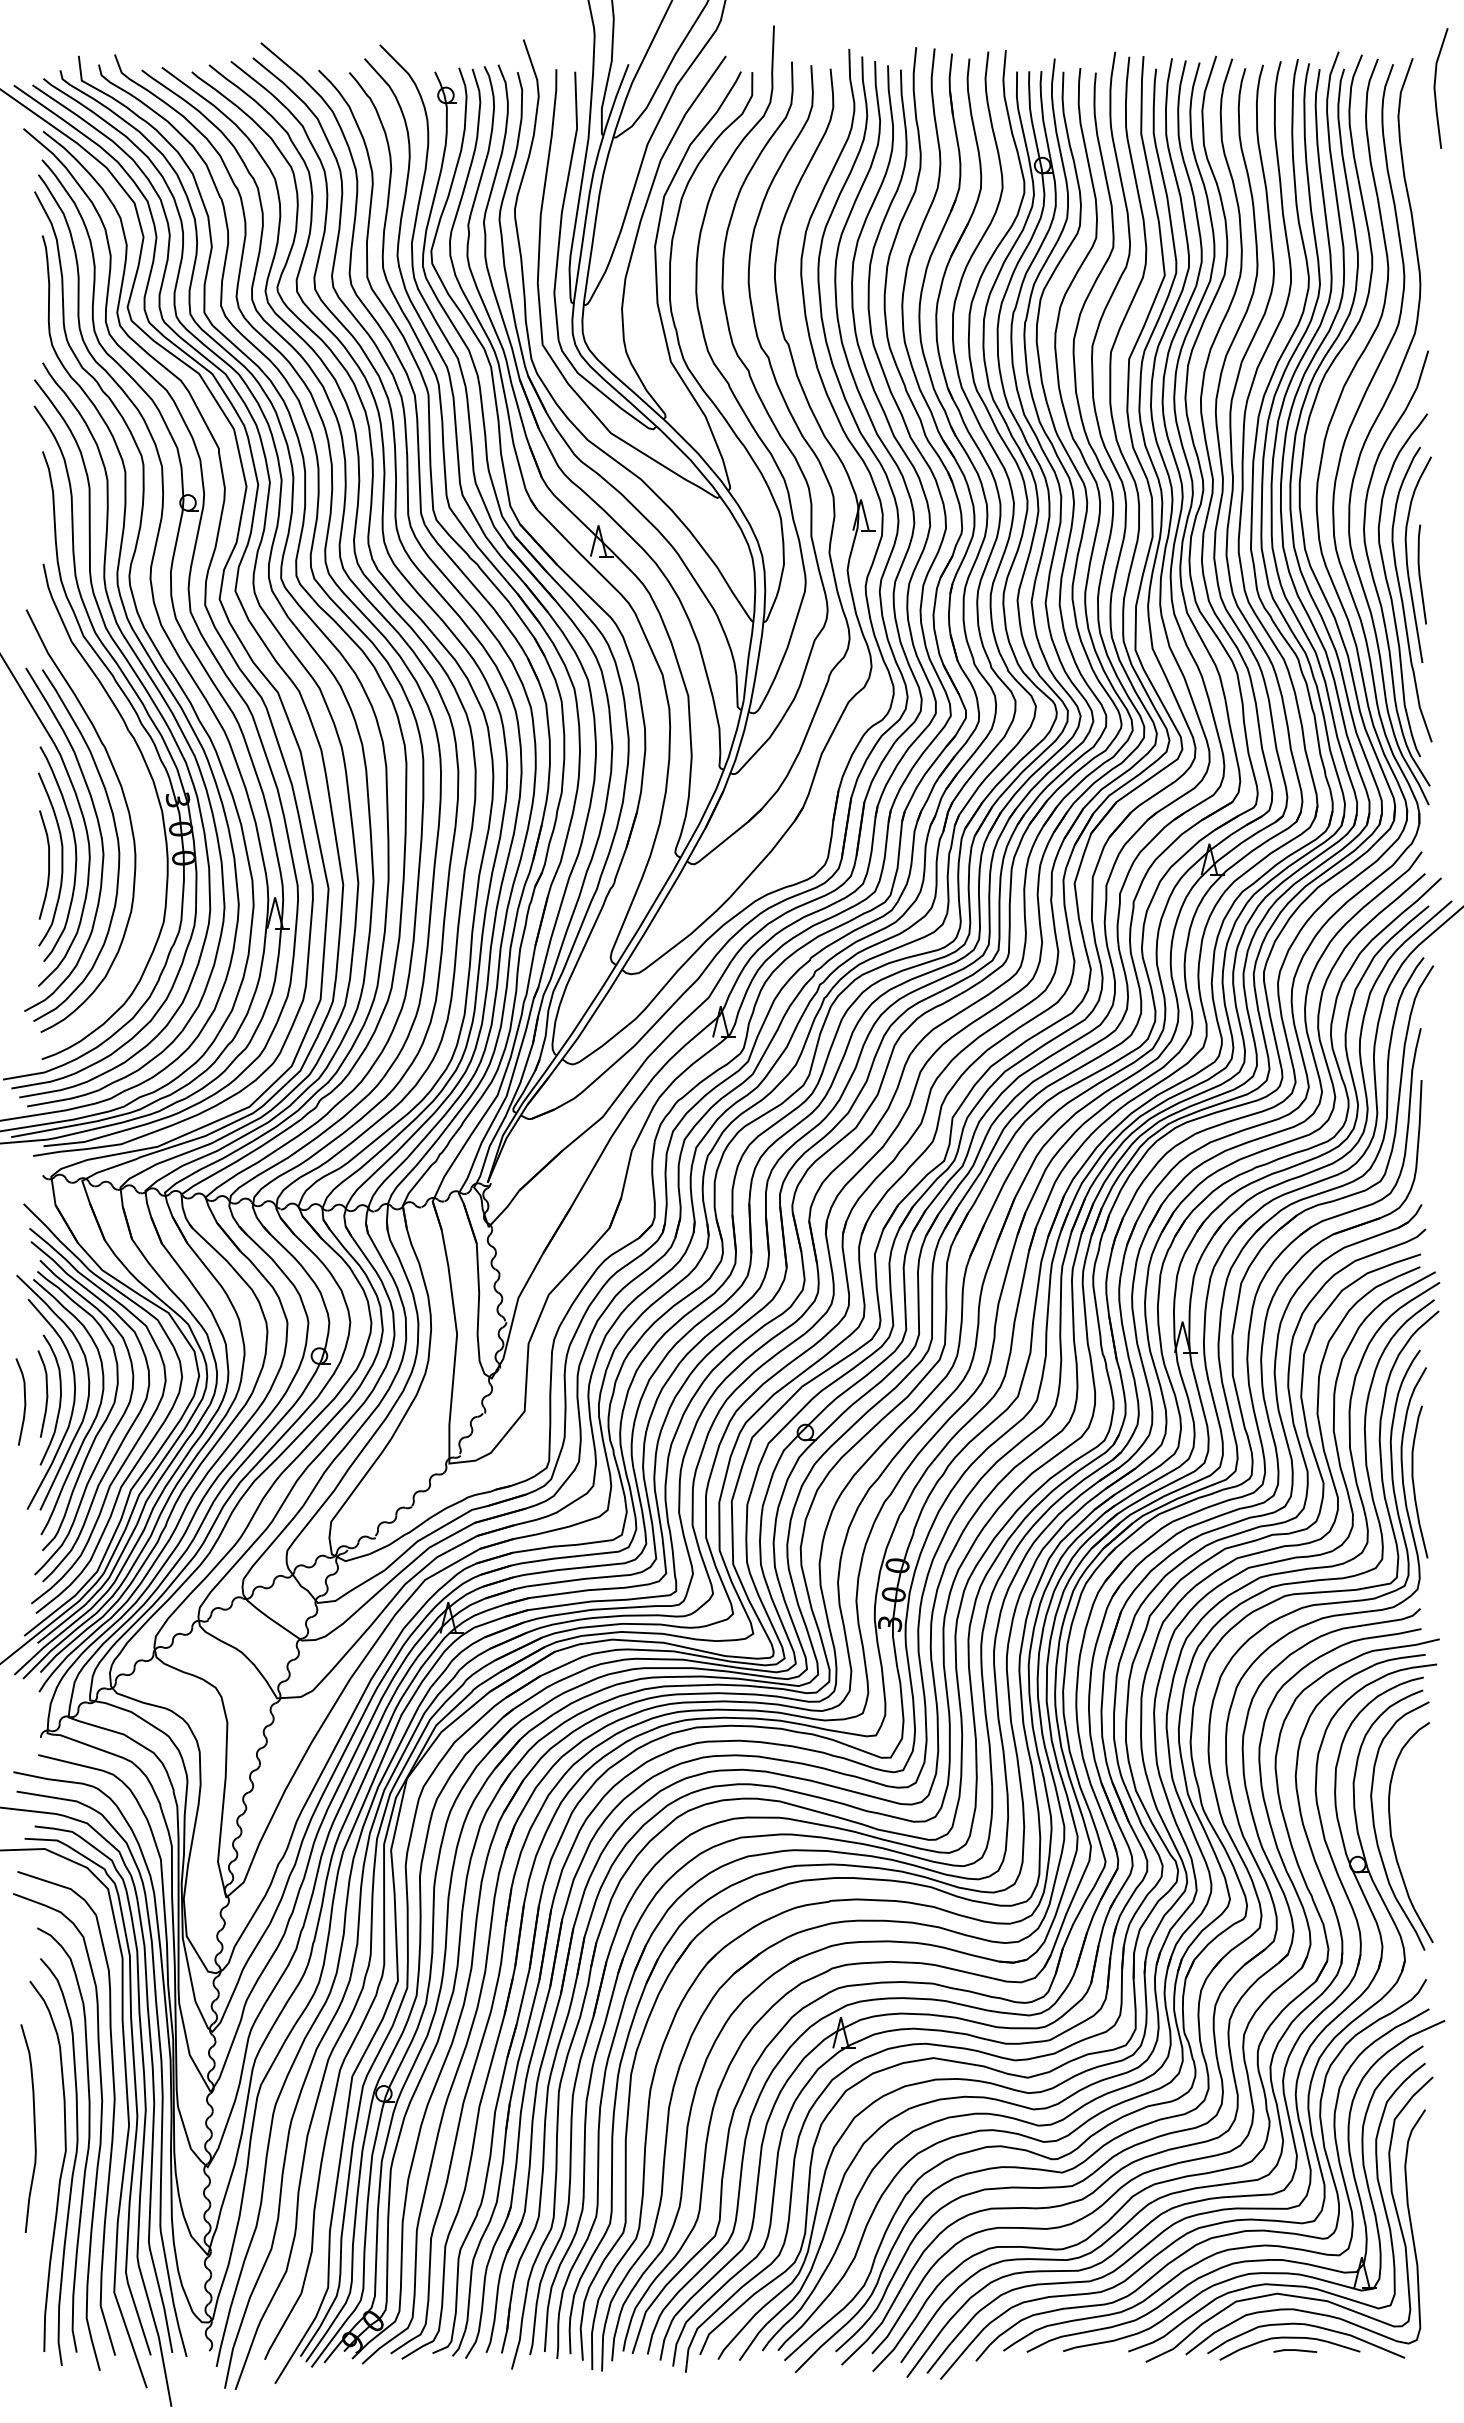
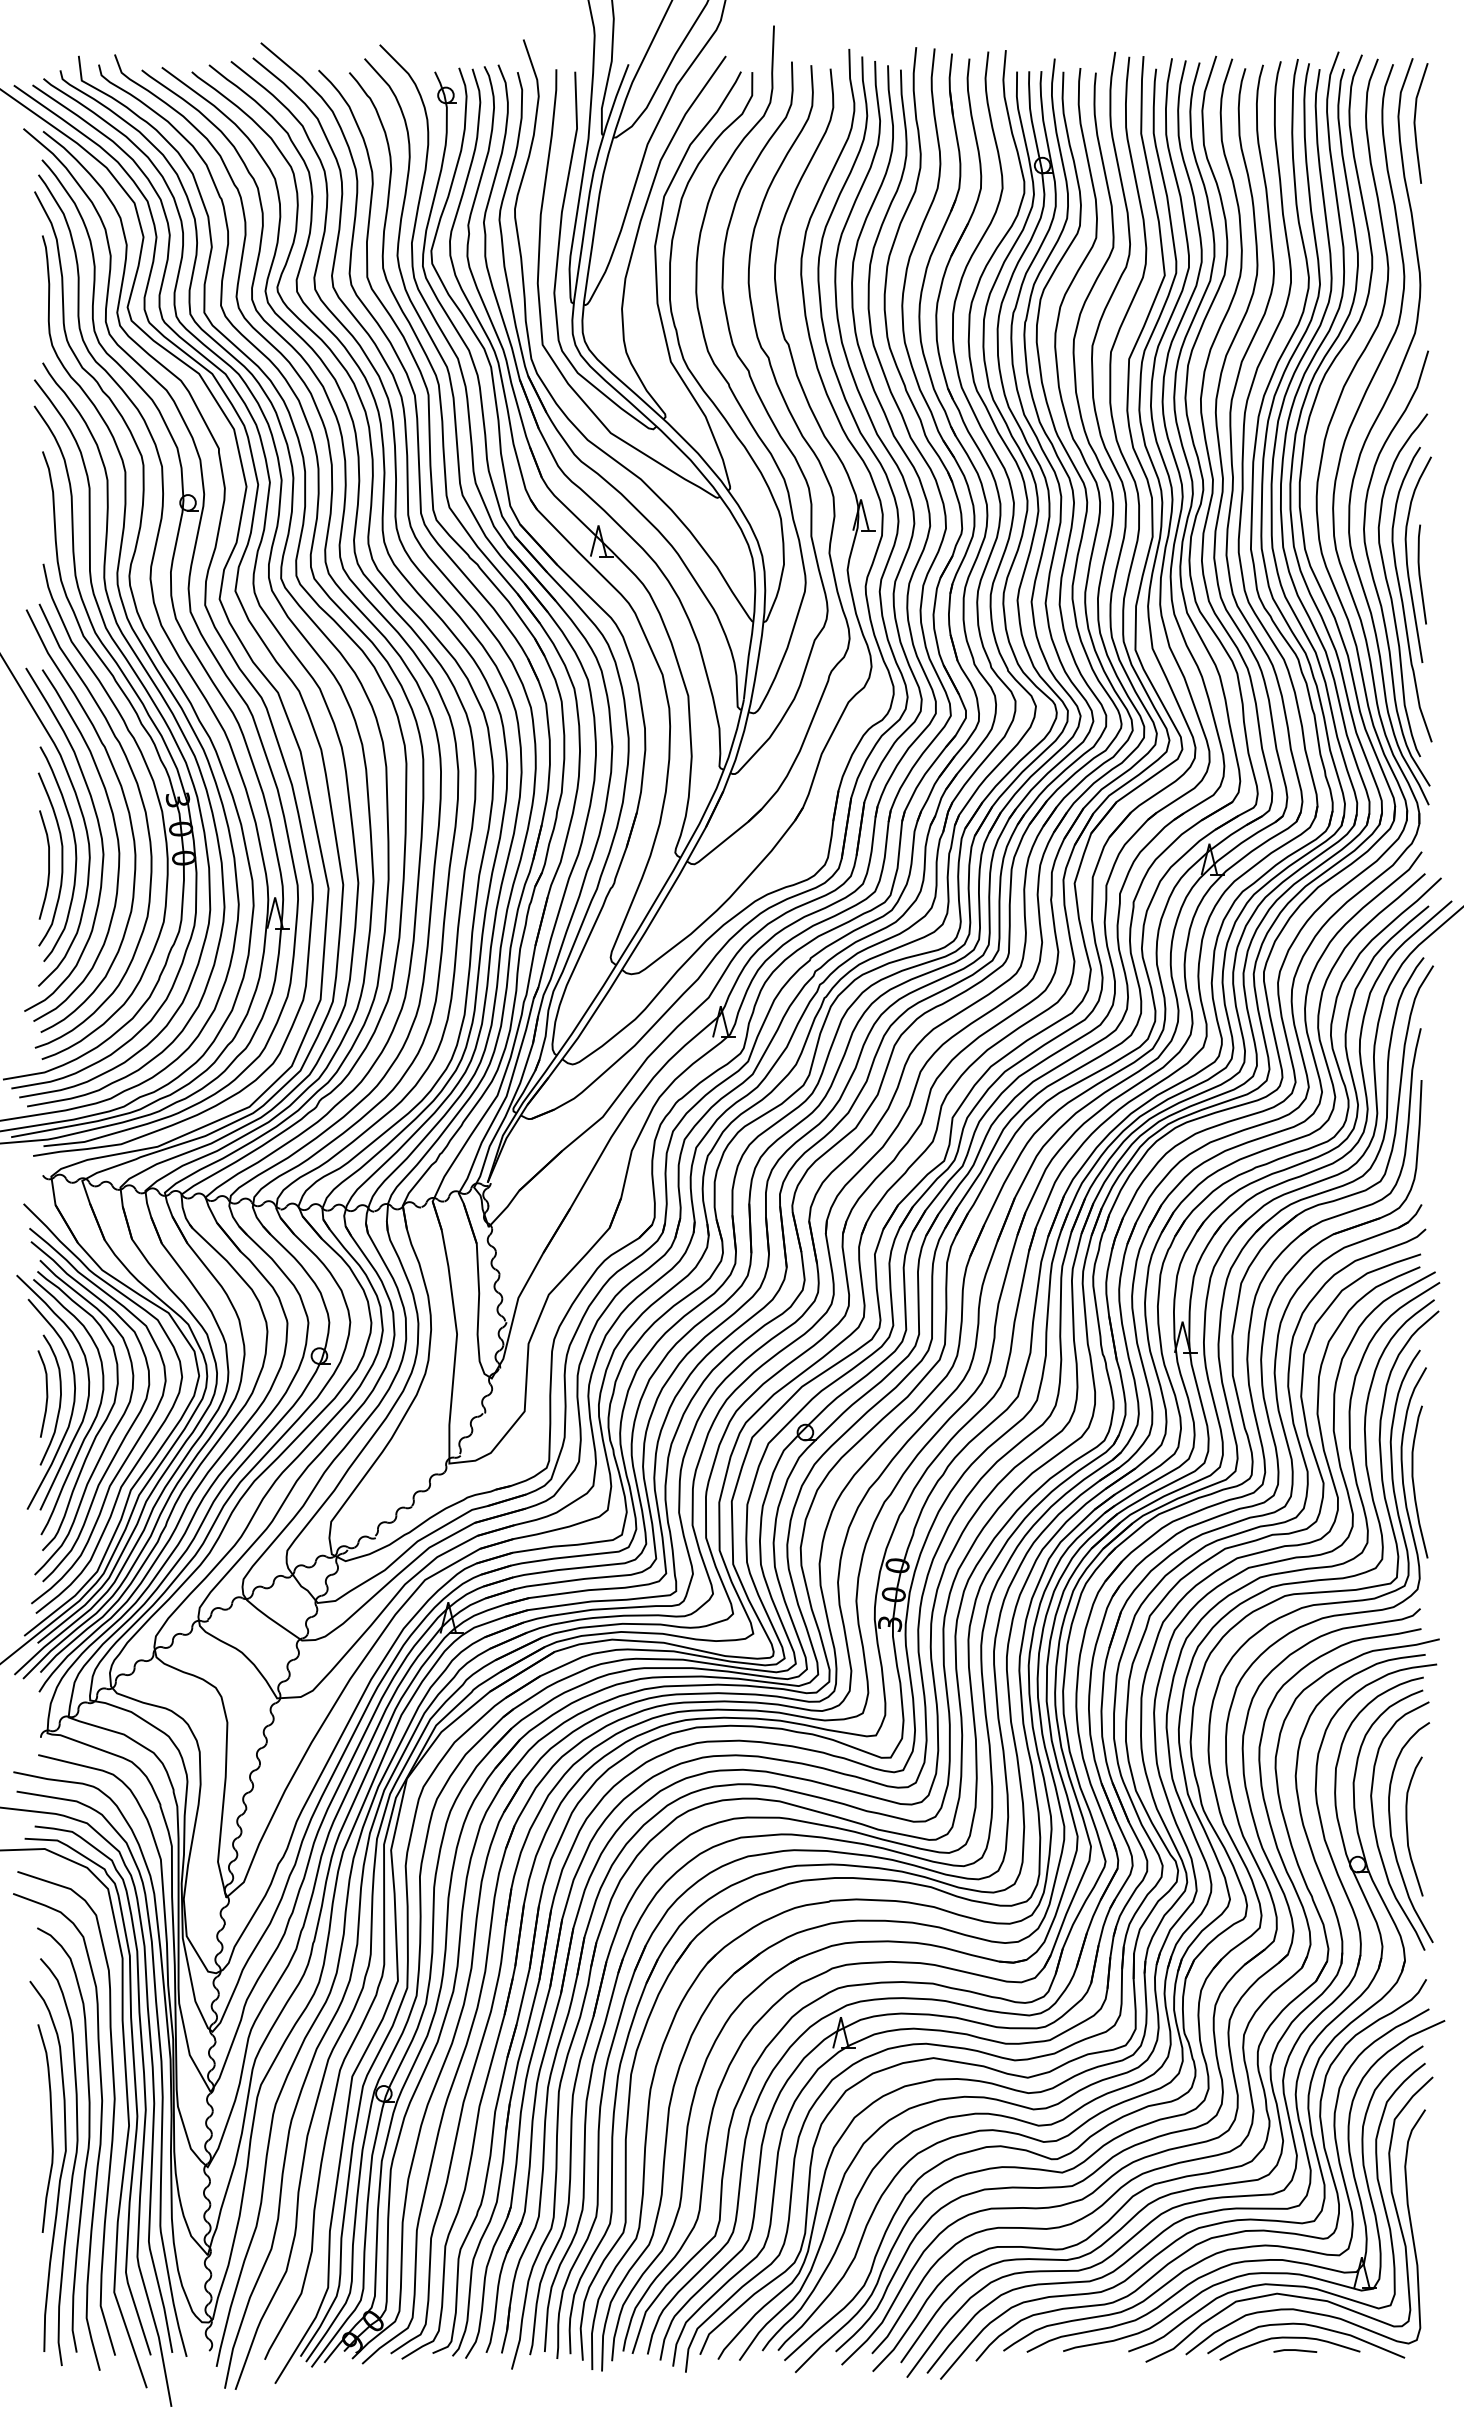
line position: (1435, 88) -> (1415, 123) (1415, 123)
curve: none -> present (145, 818)
curve: present -> none (24, 1401)
curve: none -> present (1407, 1826)
curve position: (33, 2125) -> (50, 2125) (50, 2125)
